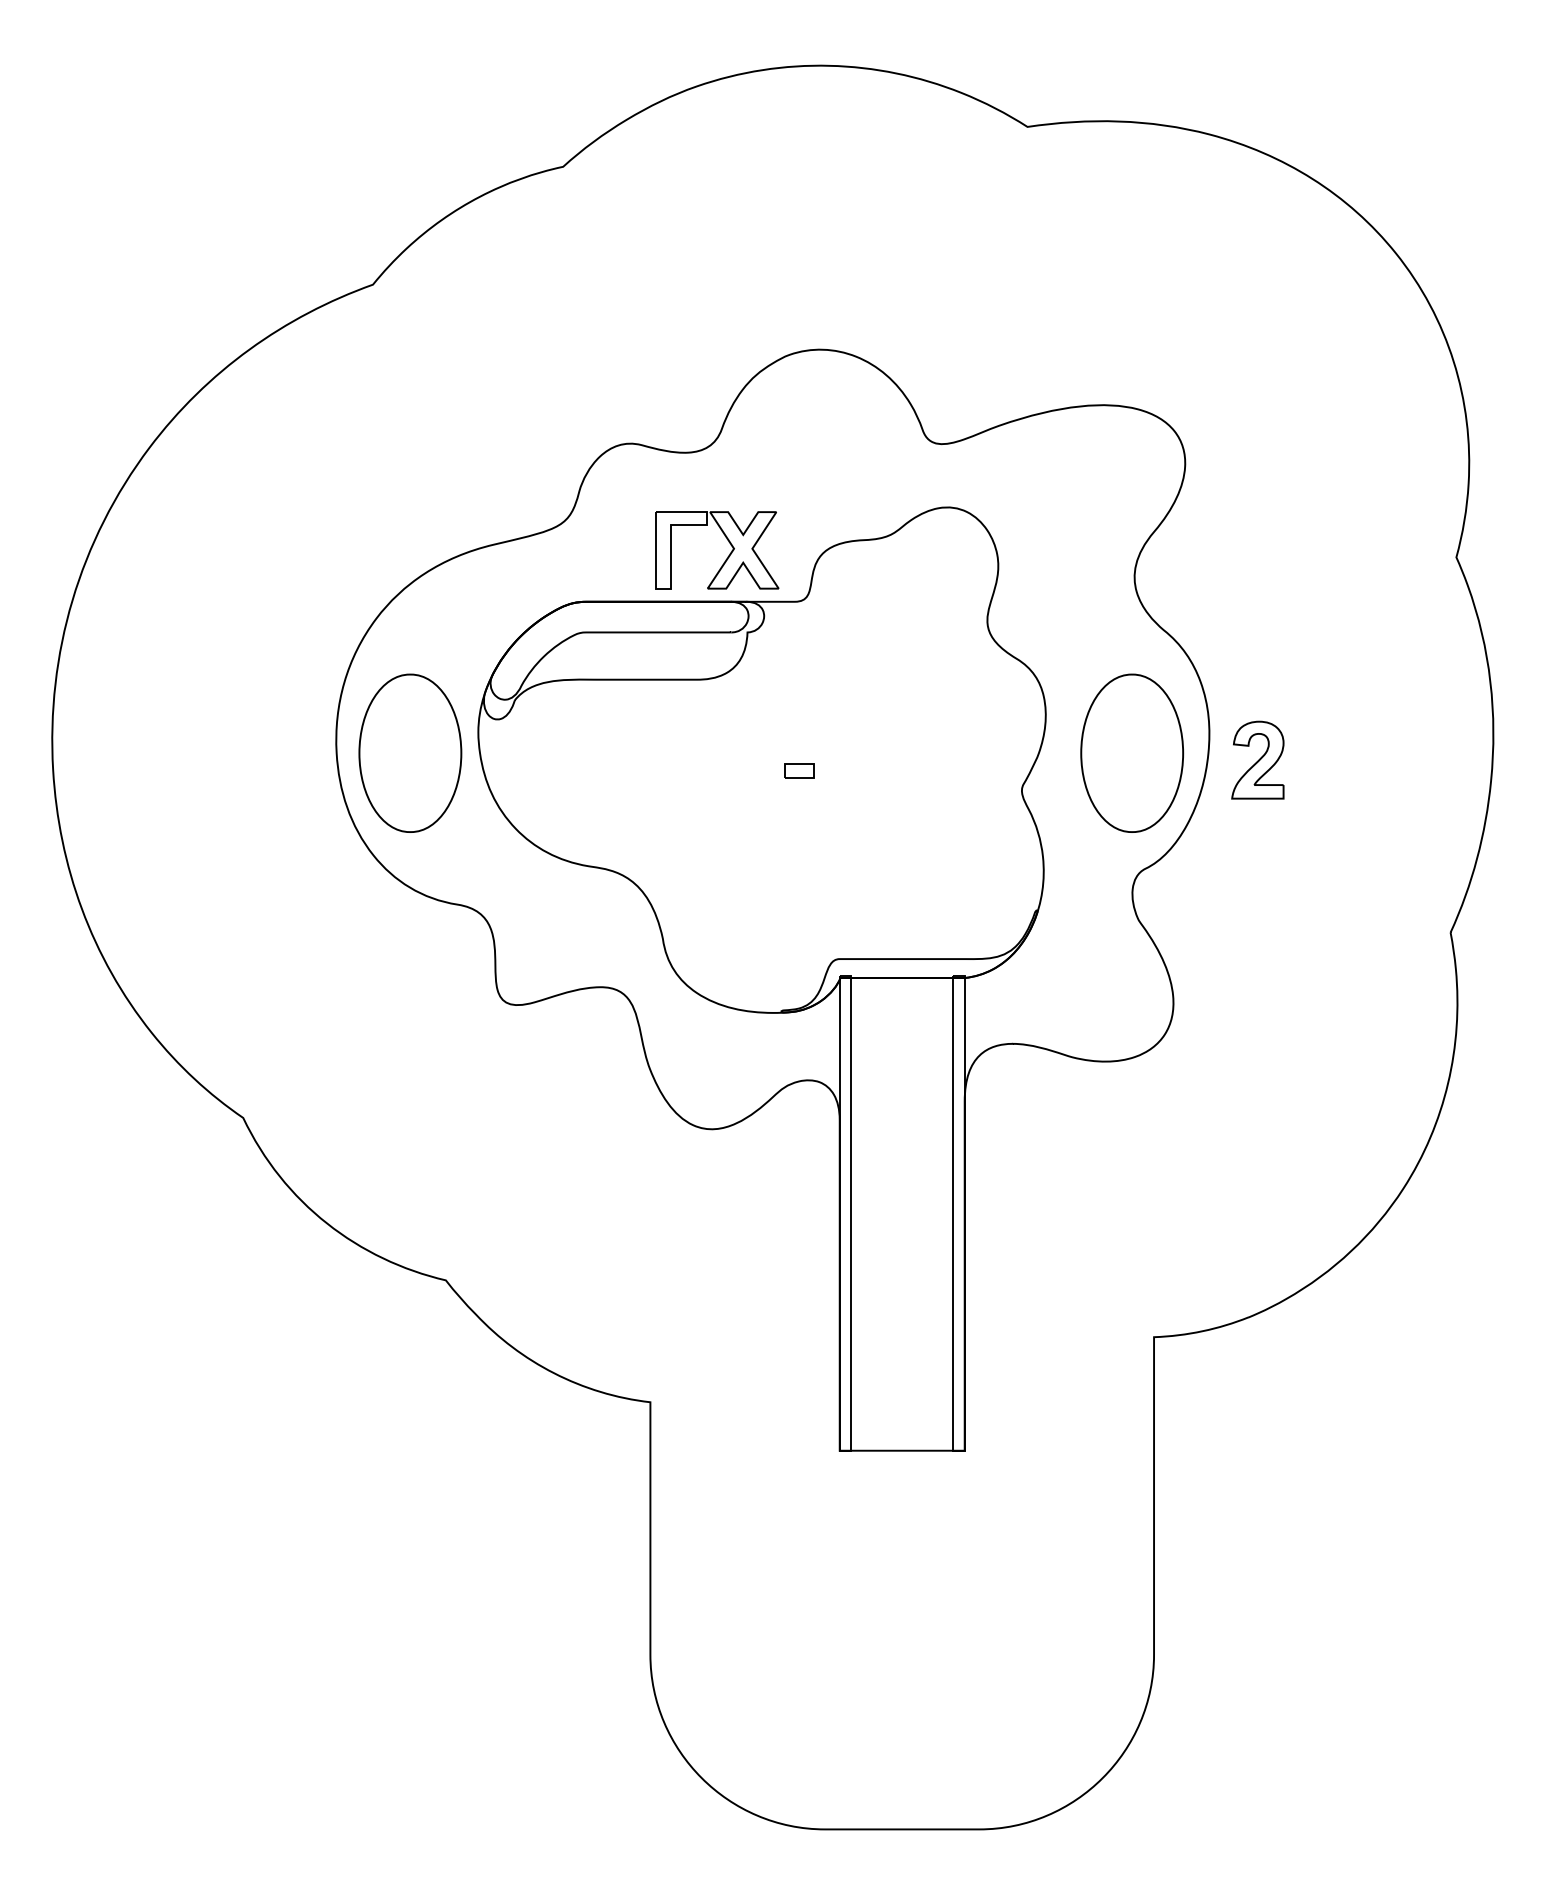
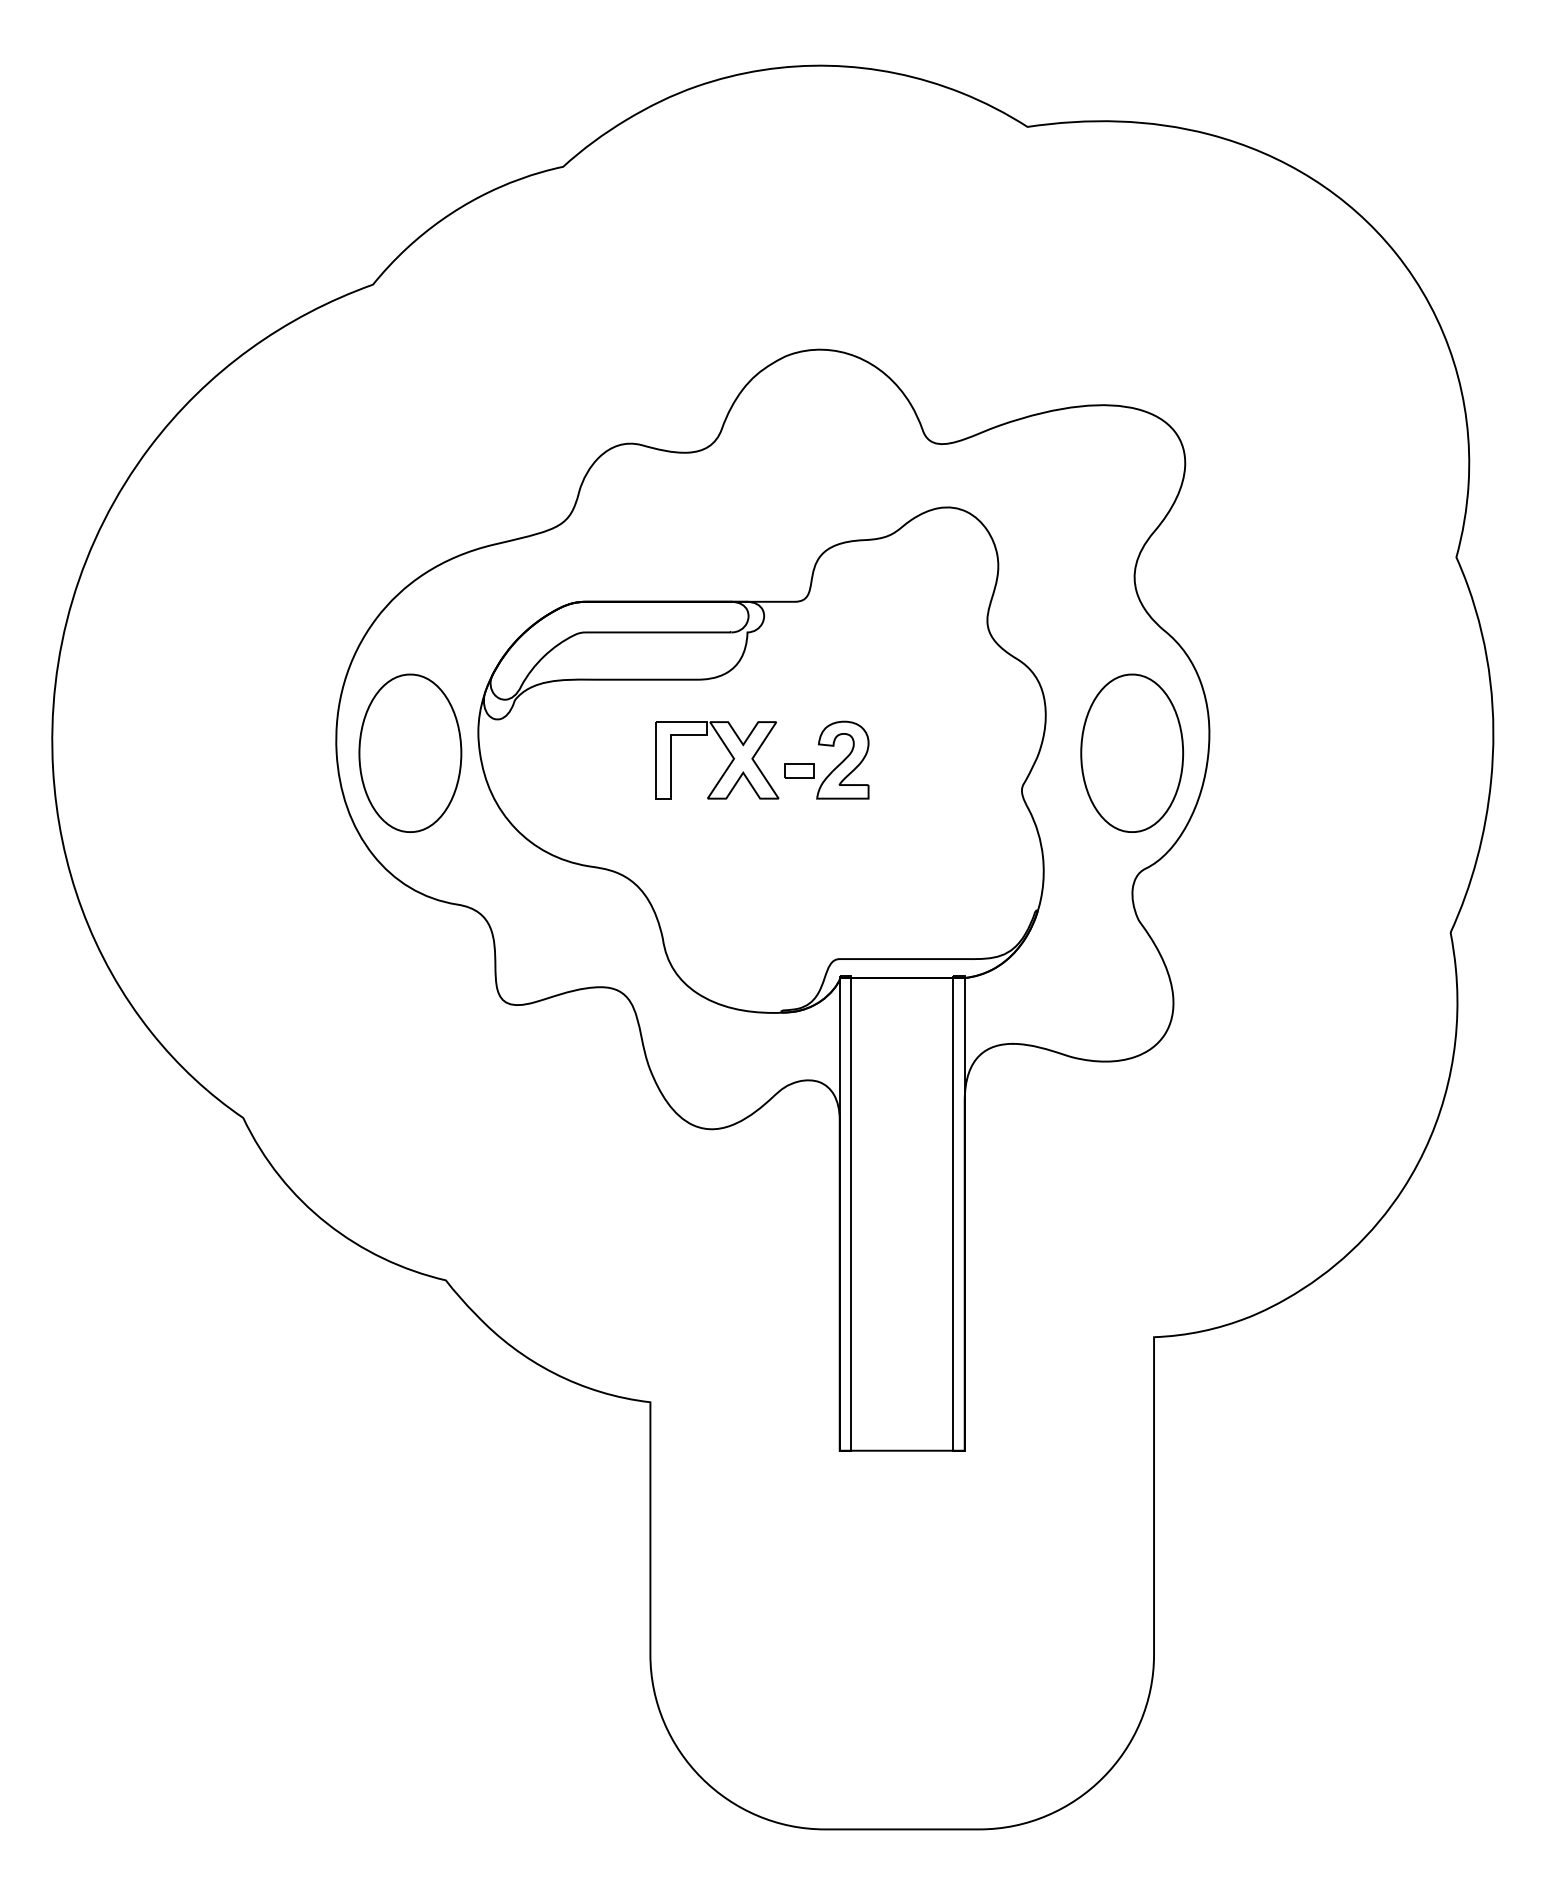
part position: (727, 556) -> (727, 766) (727, 766)
part position: (1257, 759) -> (842, 759) (842, 759)
